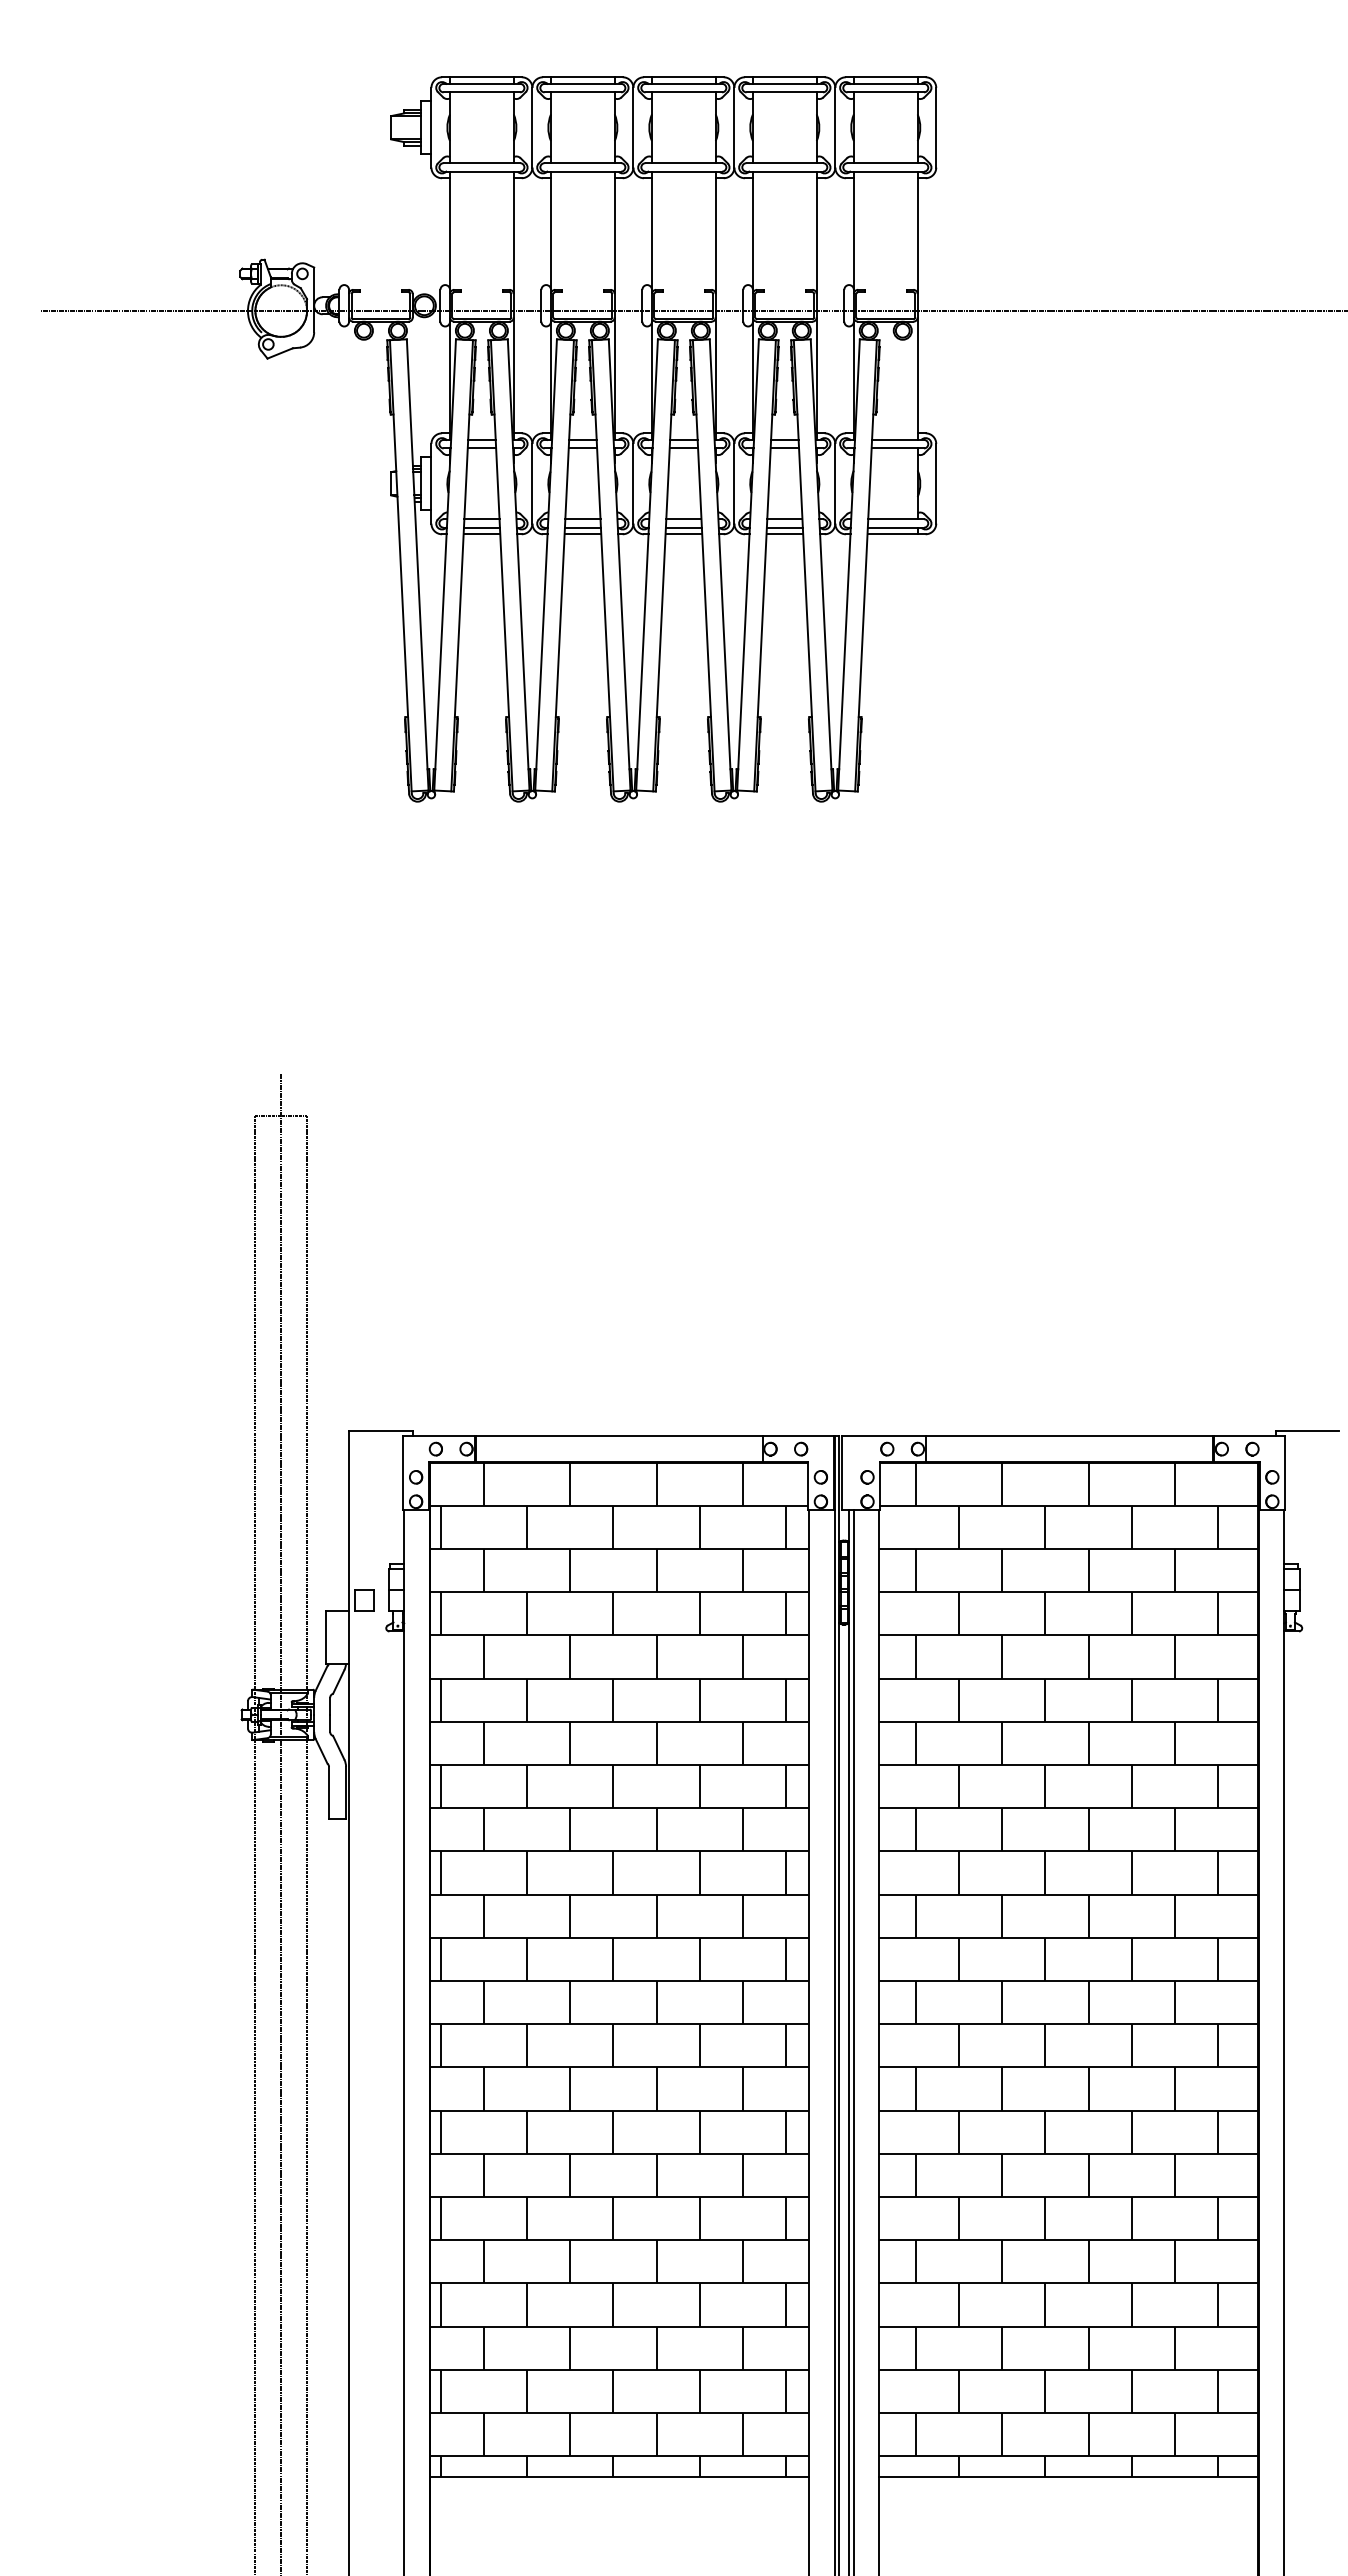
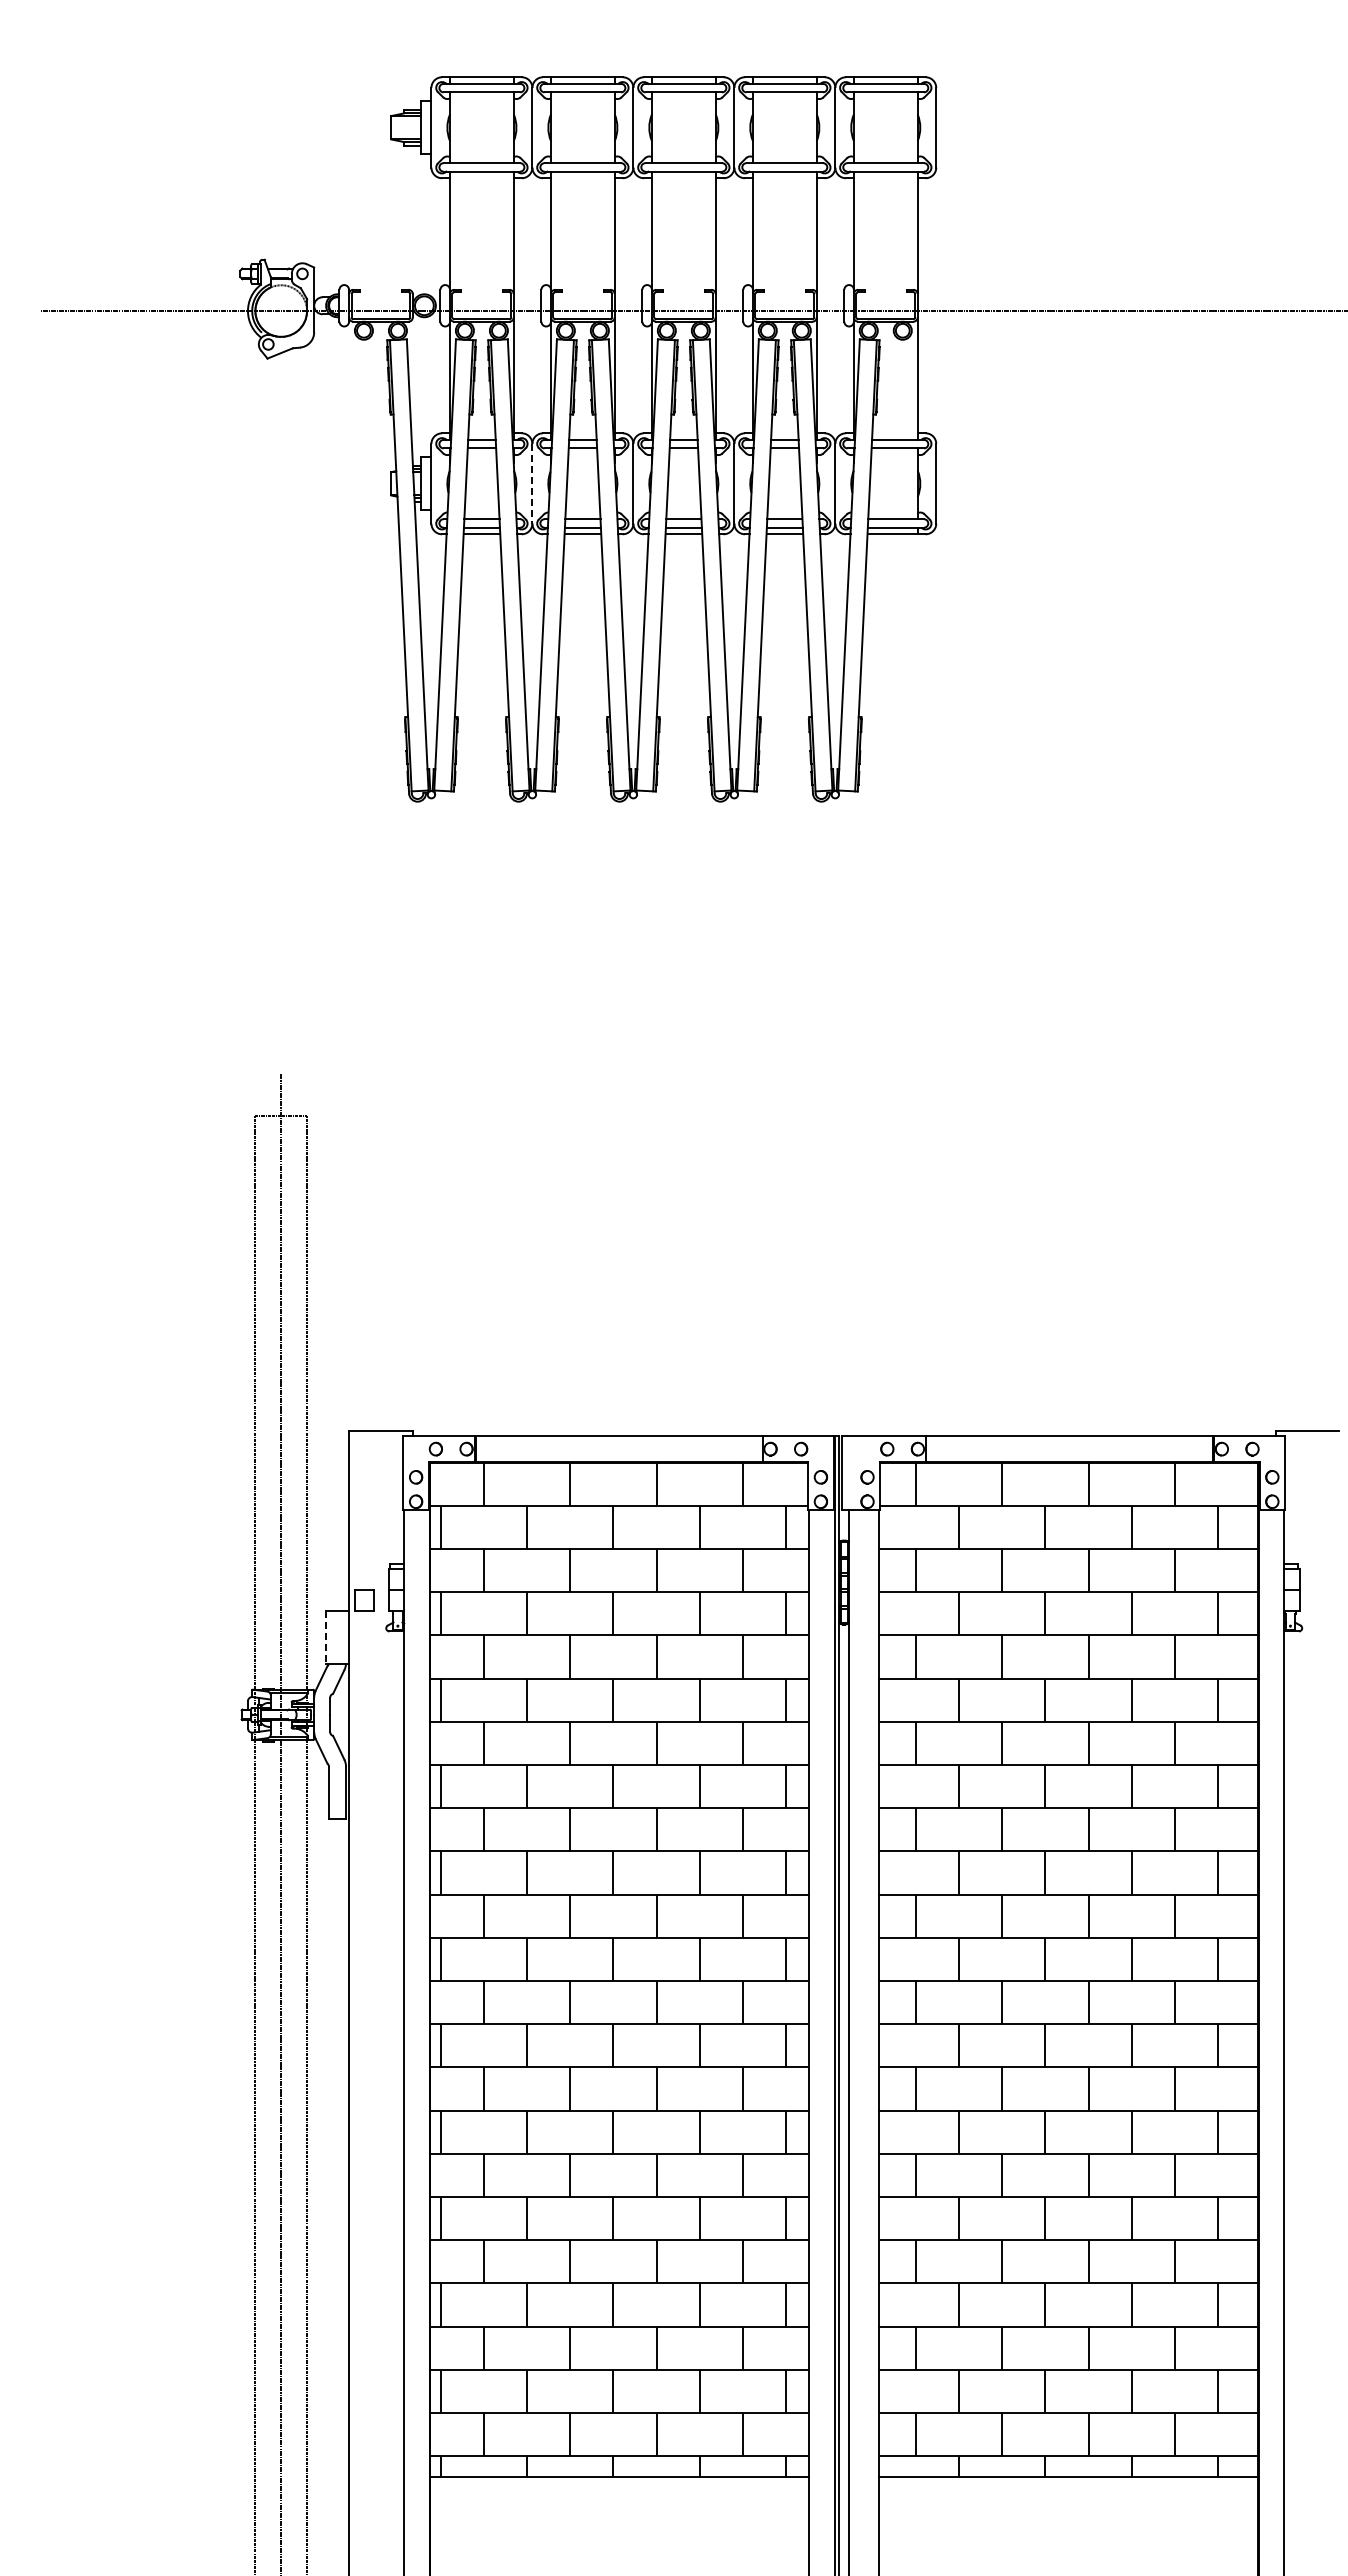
line: solid -> dashed (532, 483)
line: solid -> dashed (325, 1637)
line: present -> none (853, 2041)
